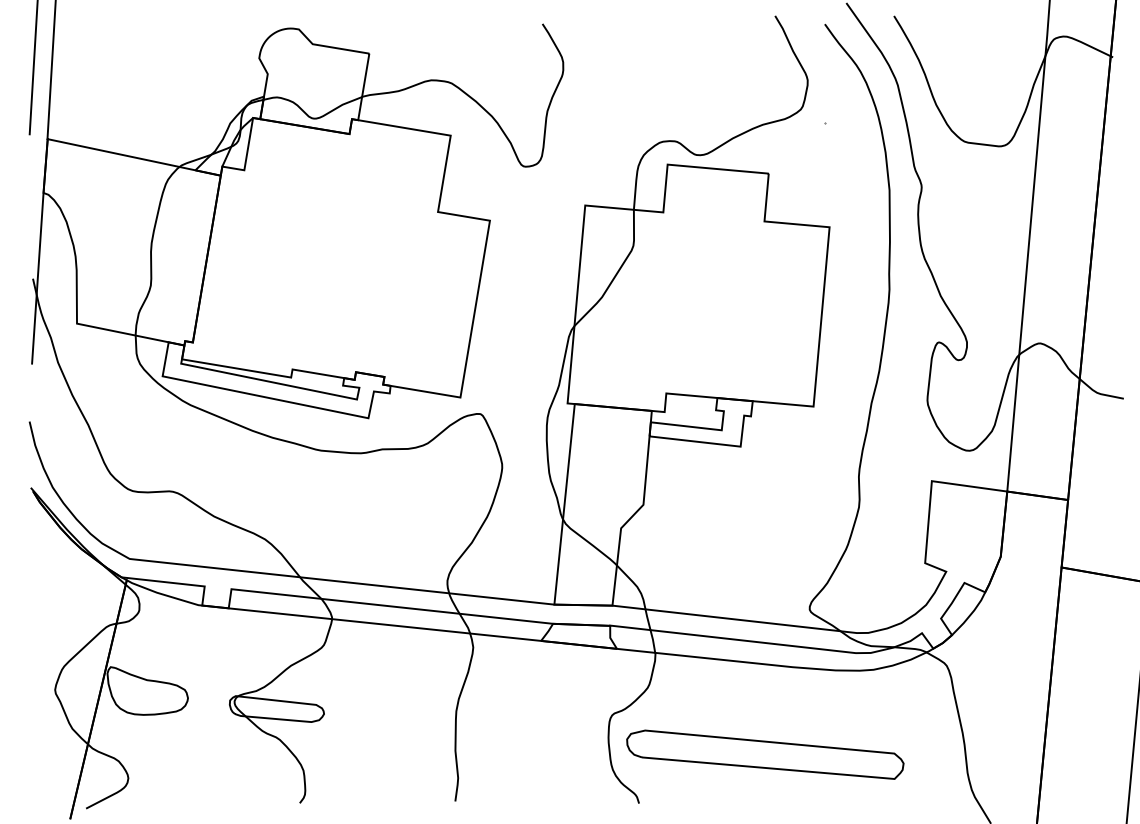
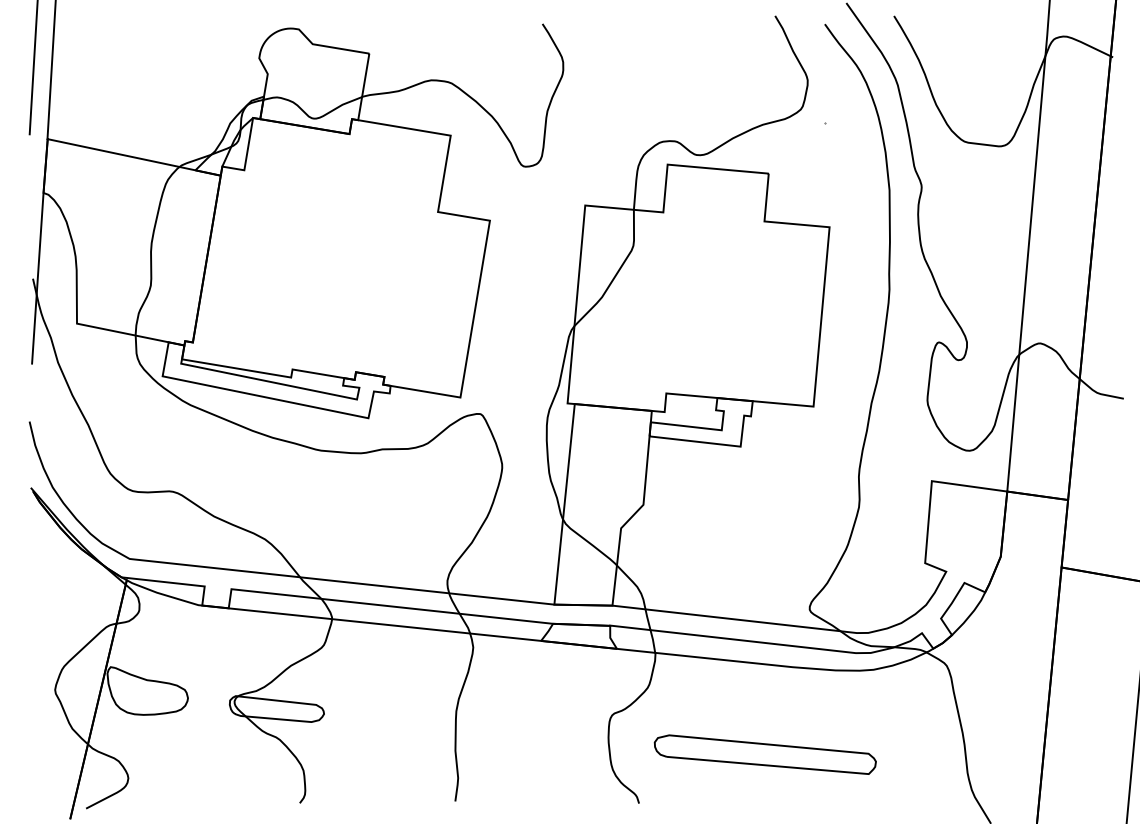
part size: 279x51 px -> 224x41 px (764, 754)
